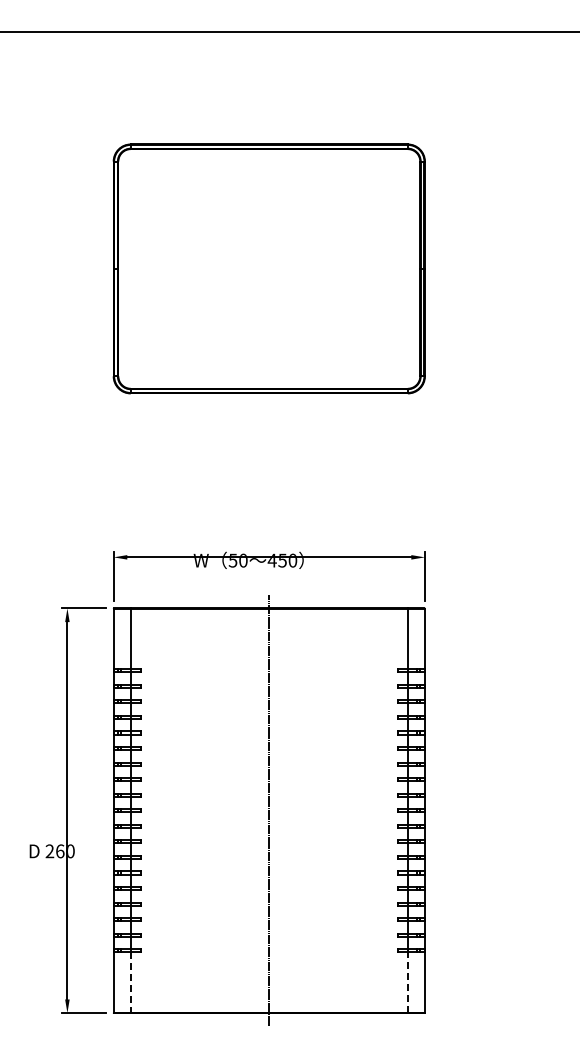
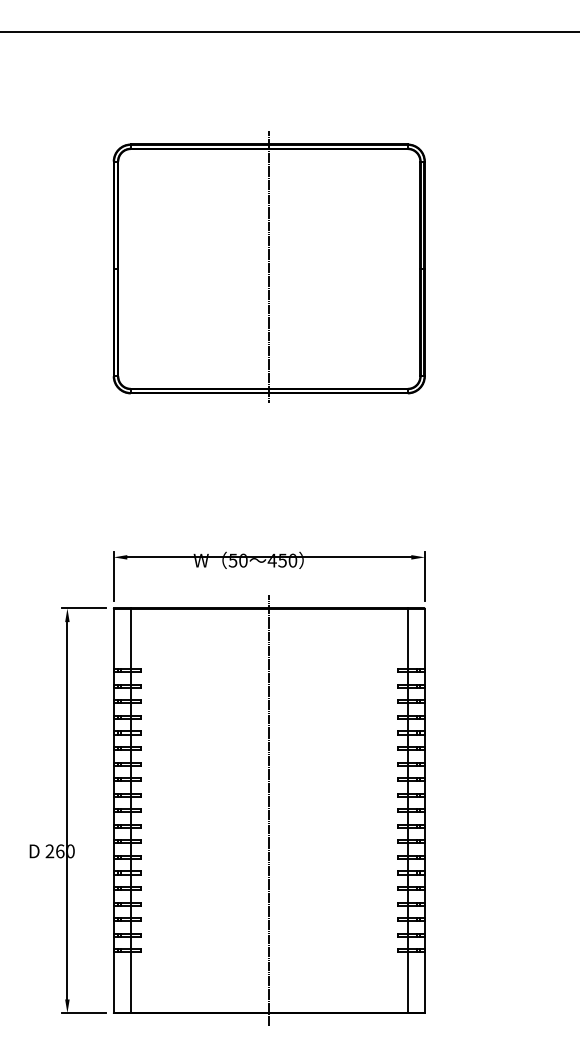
line: none -> present (269, 266)
line: dashed -> solid (407, 982)
line: dashed -> solid (130, 983)
